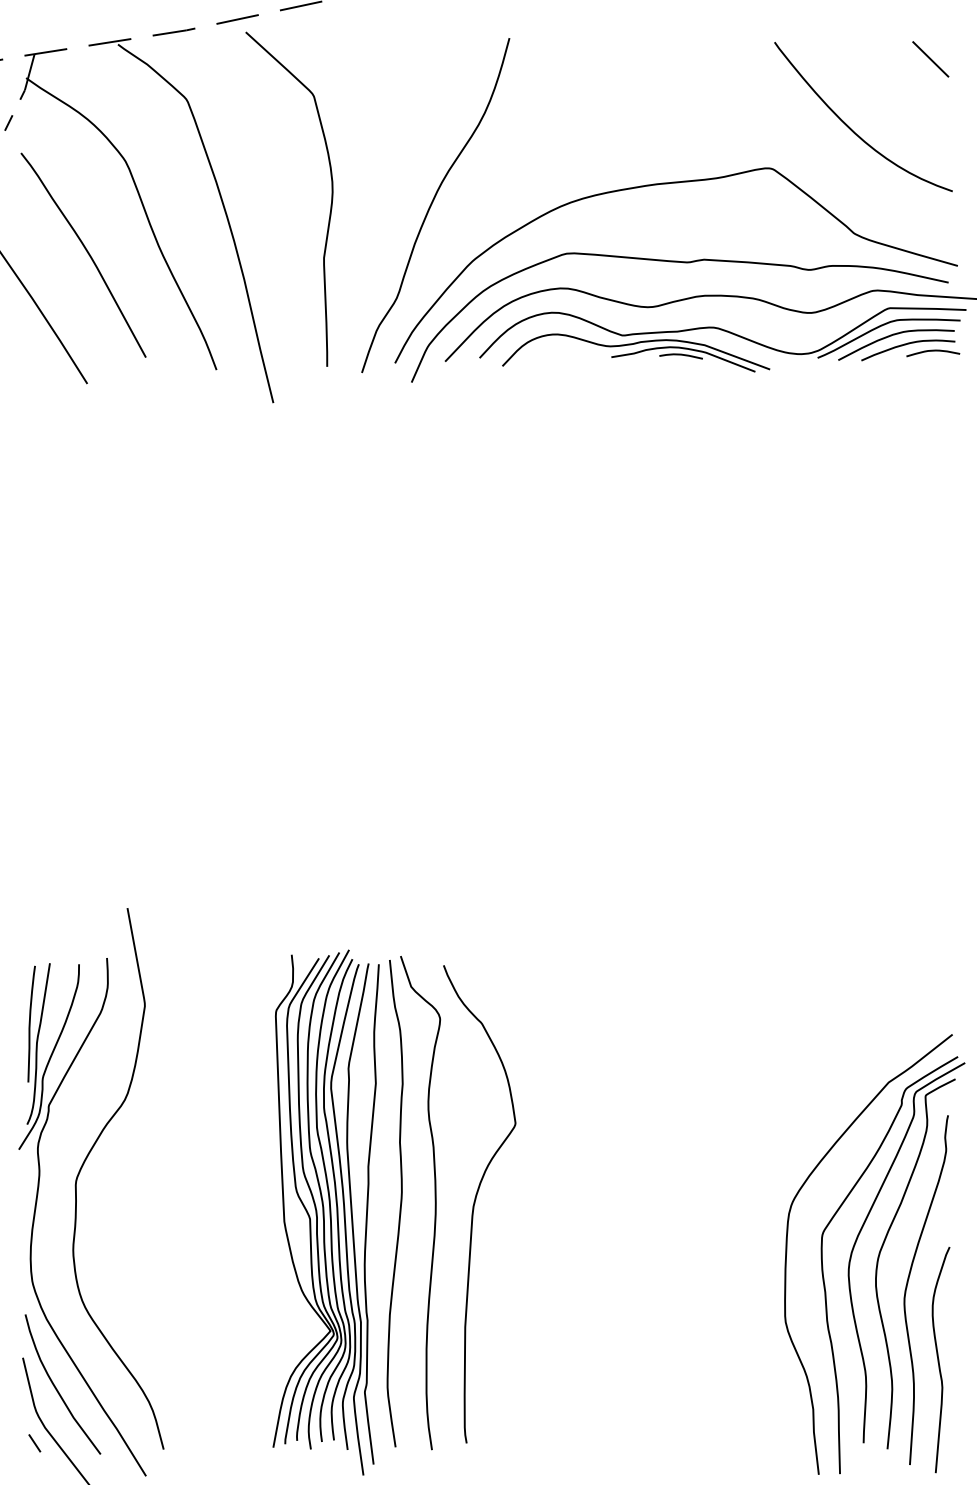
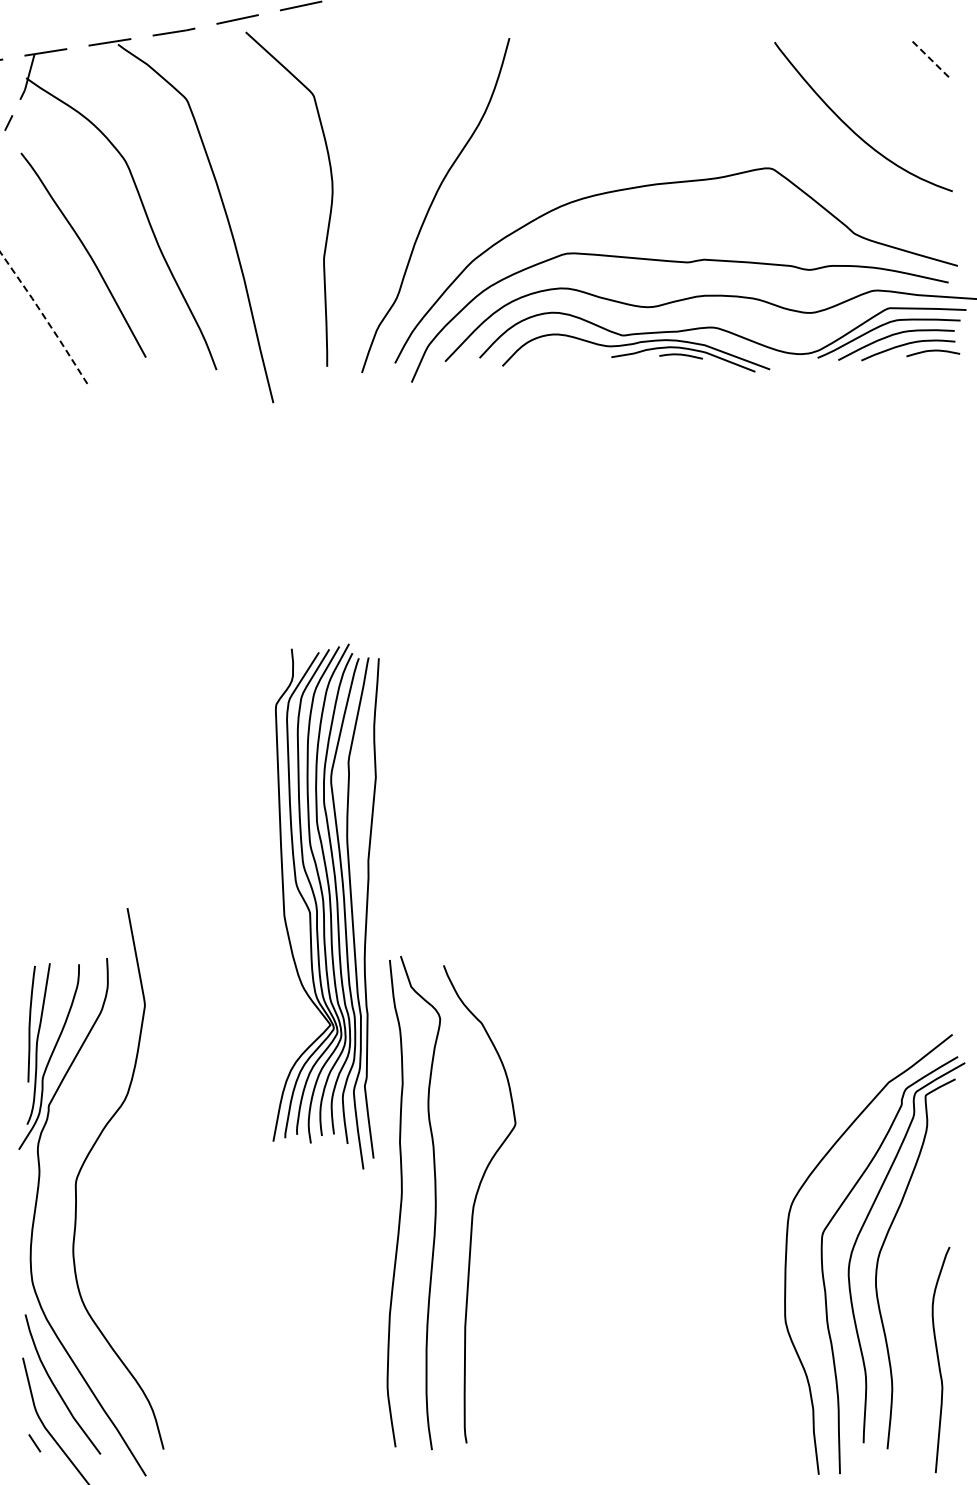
line: solid -> dashed (930, 59)
line: solid -> dashed (44, 316)
part position: (325, 1212) -> (325, 906) (325, 906)
curve: present -> none (908, 1283)
